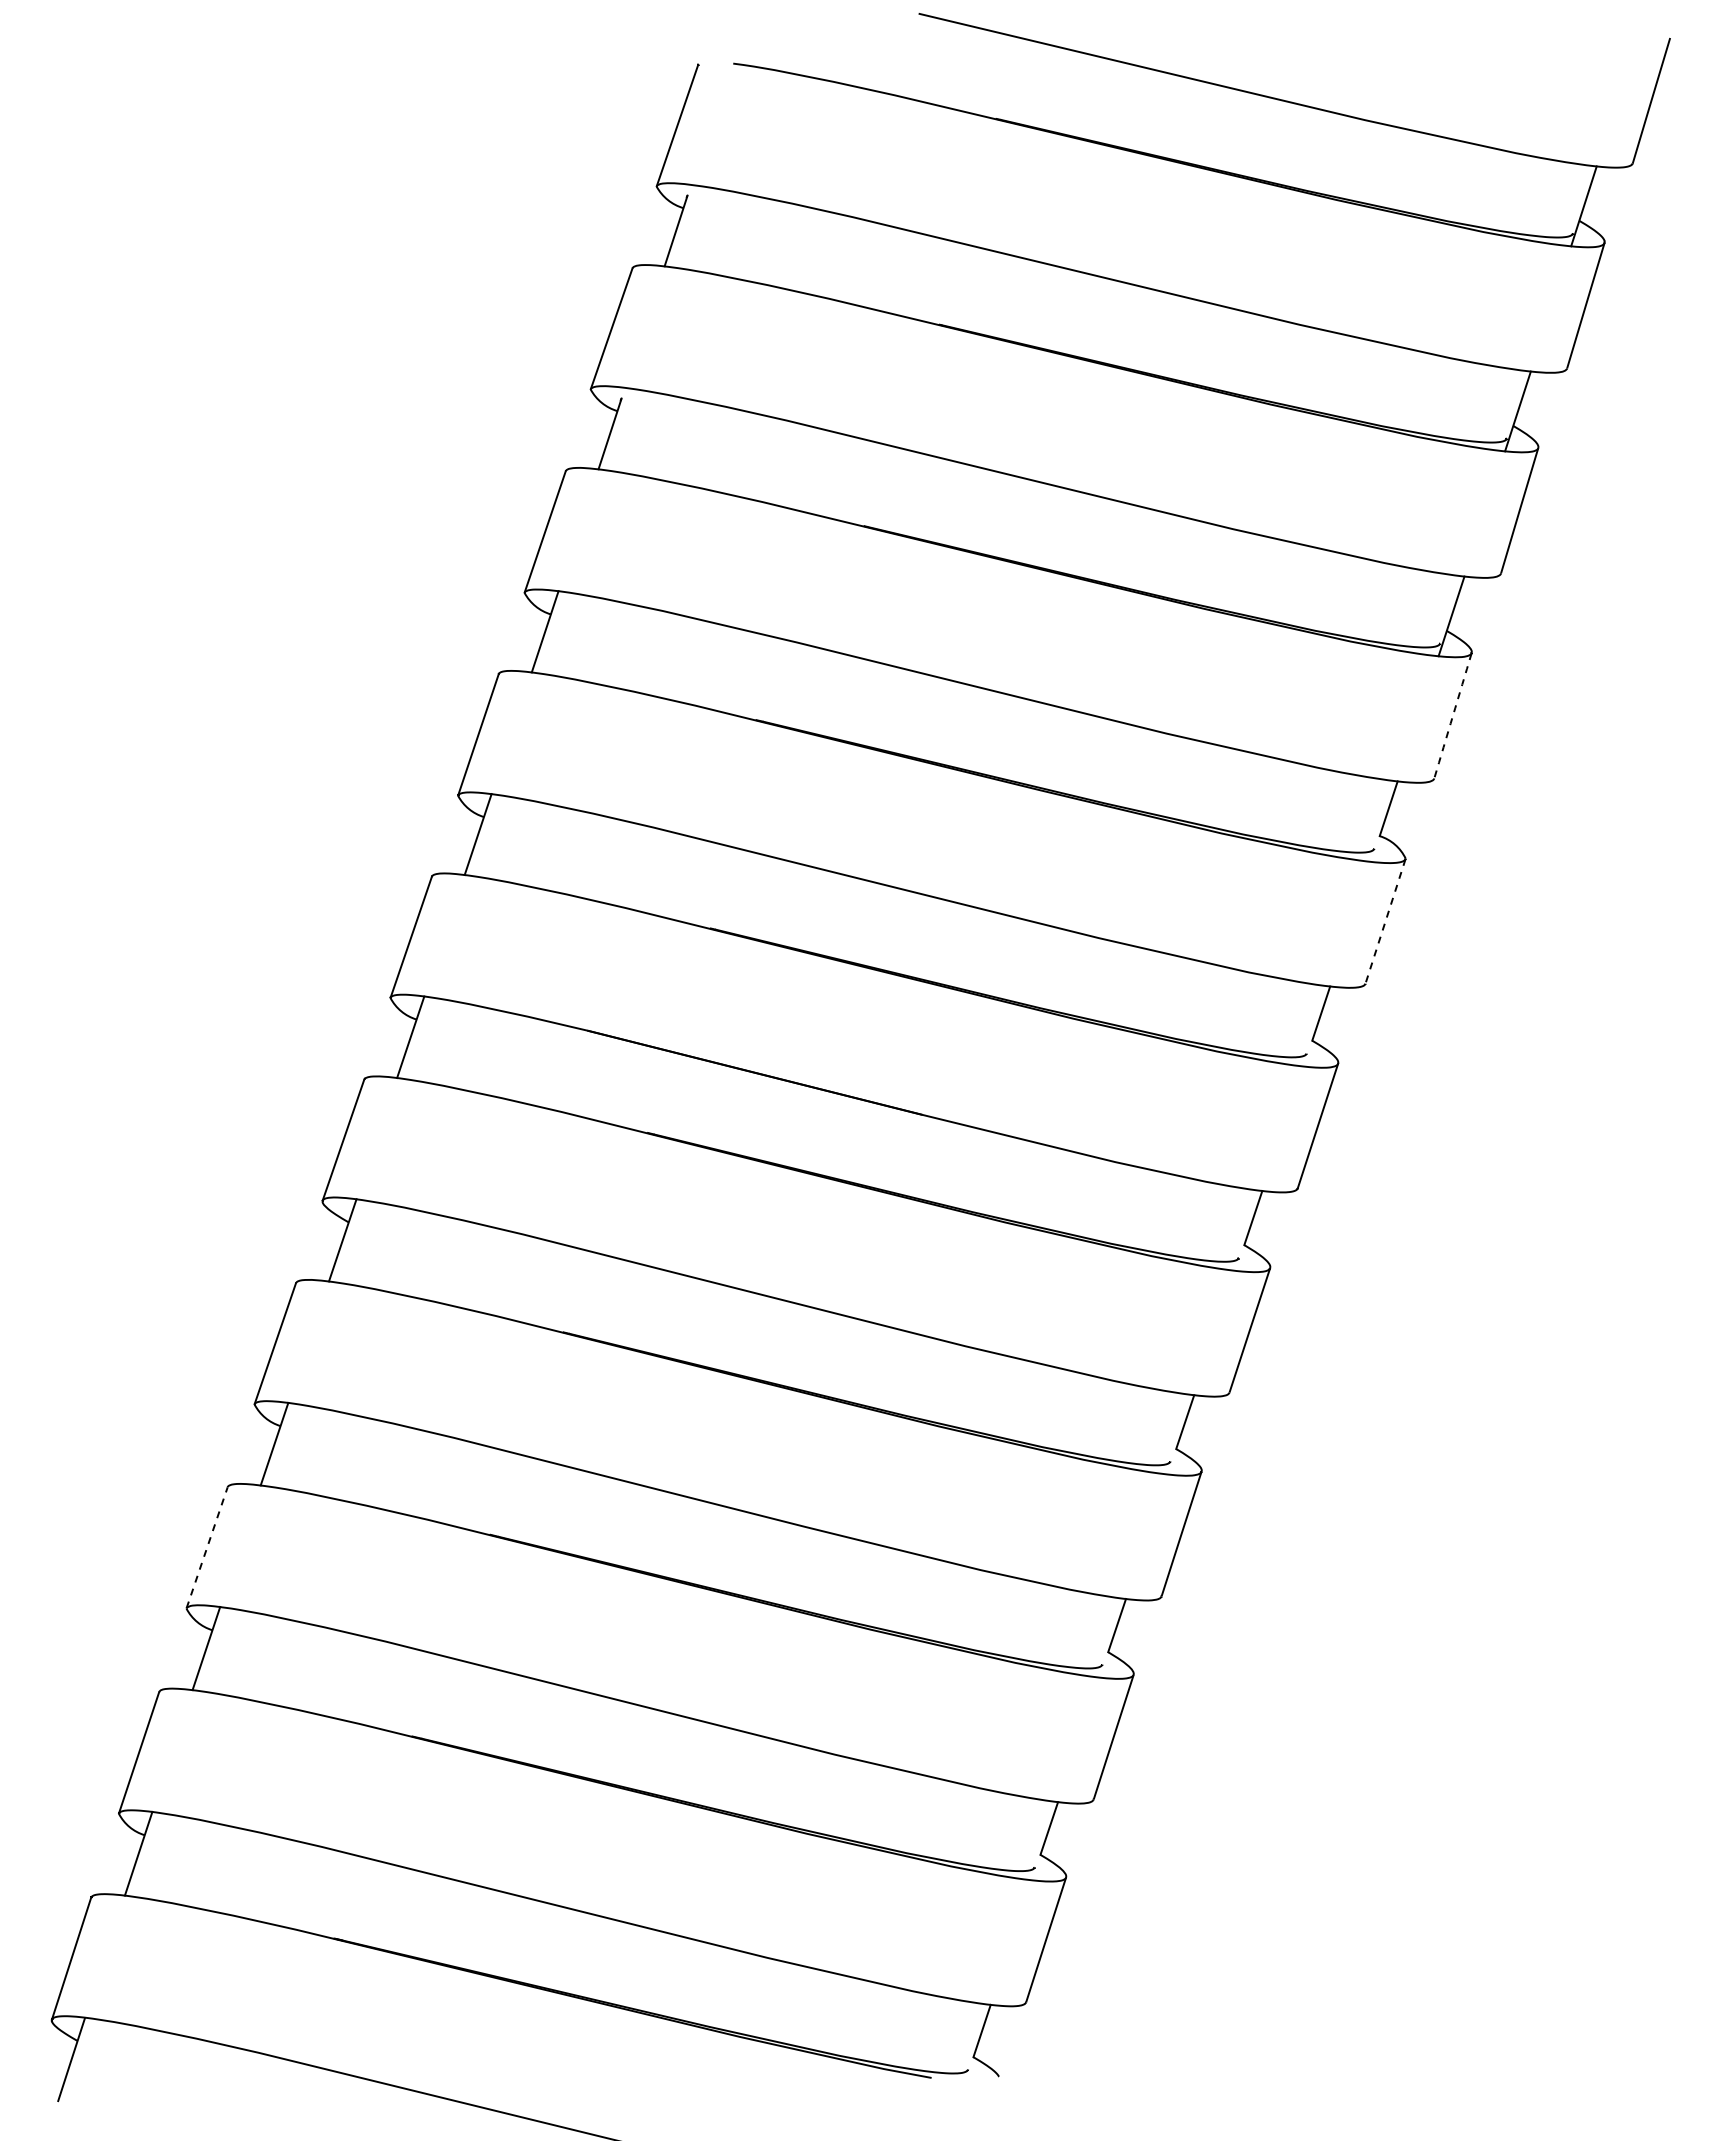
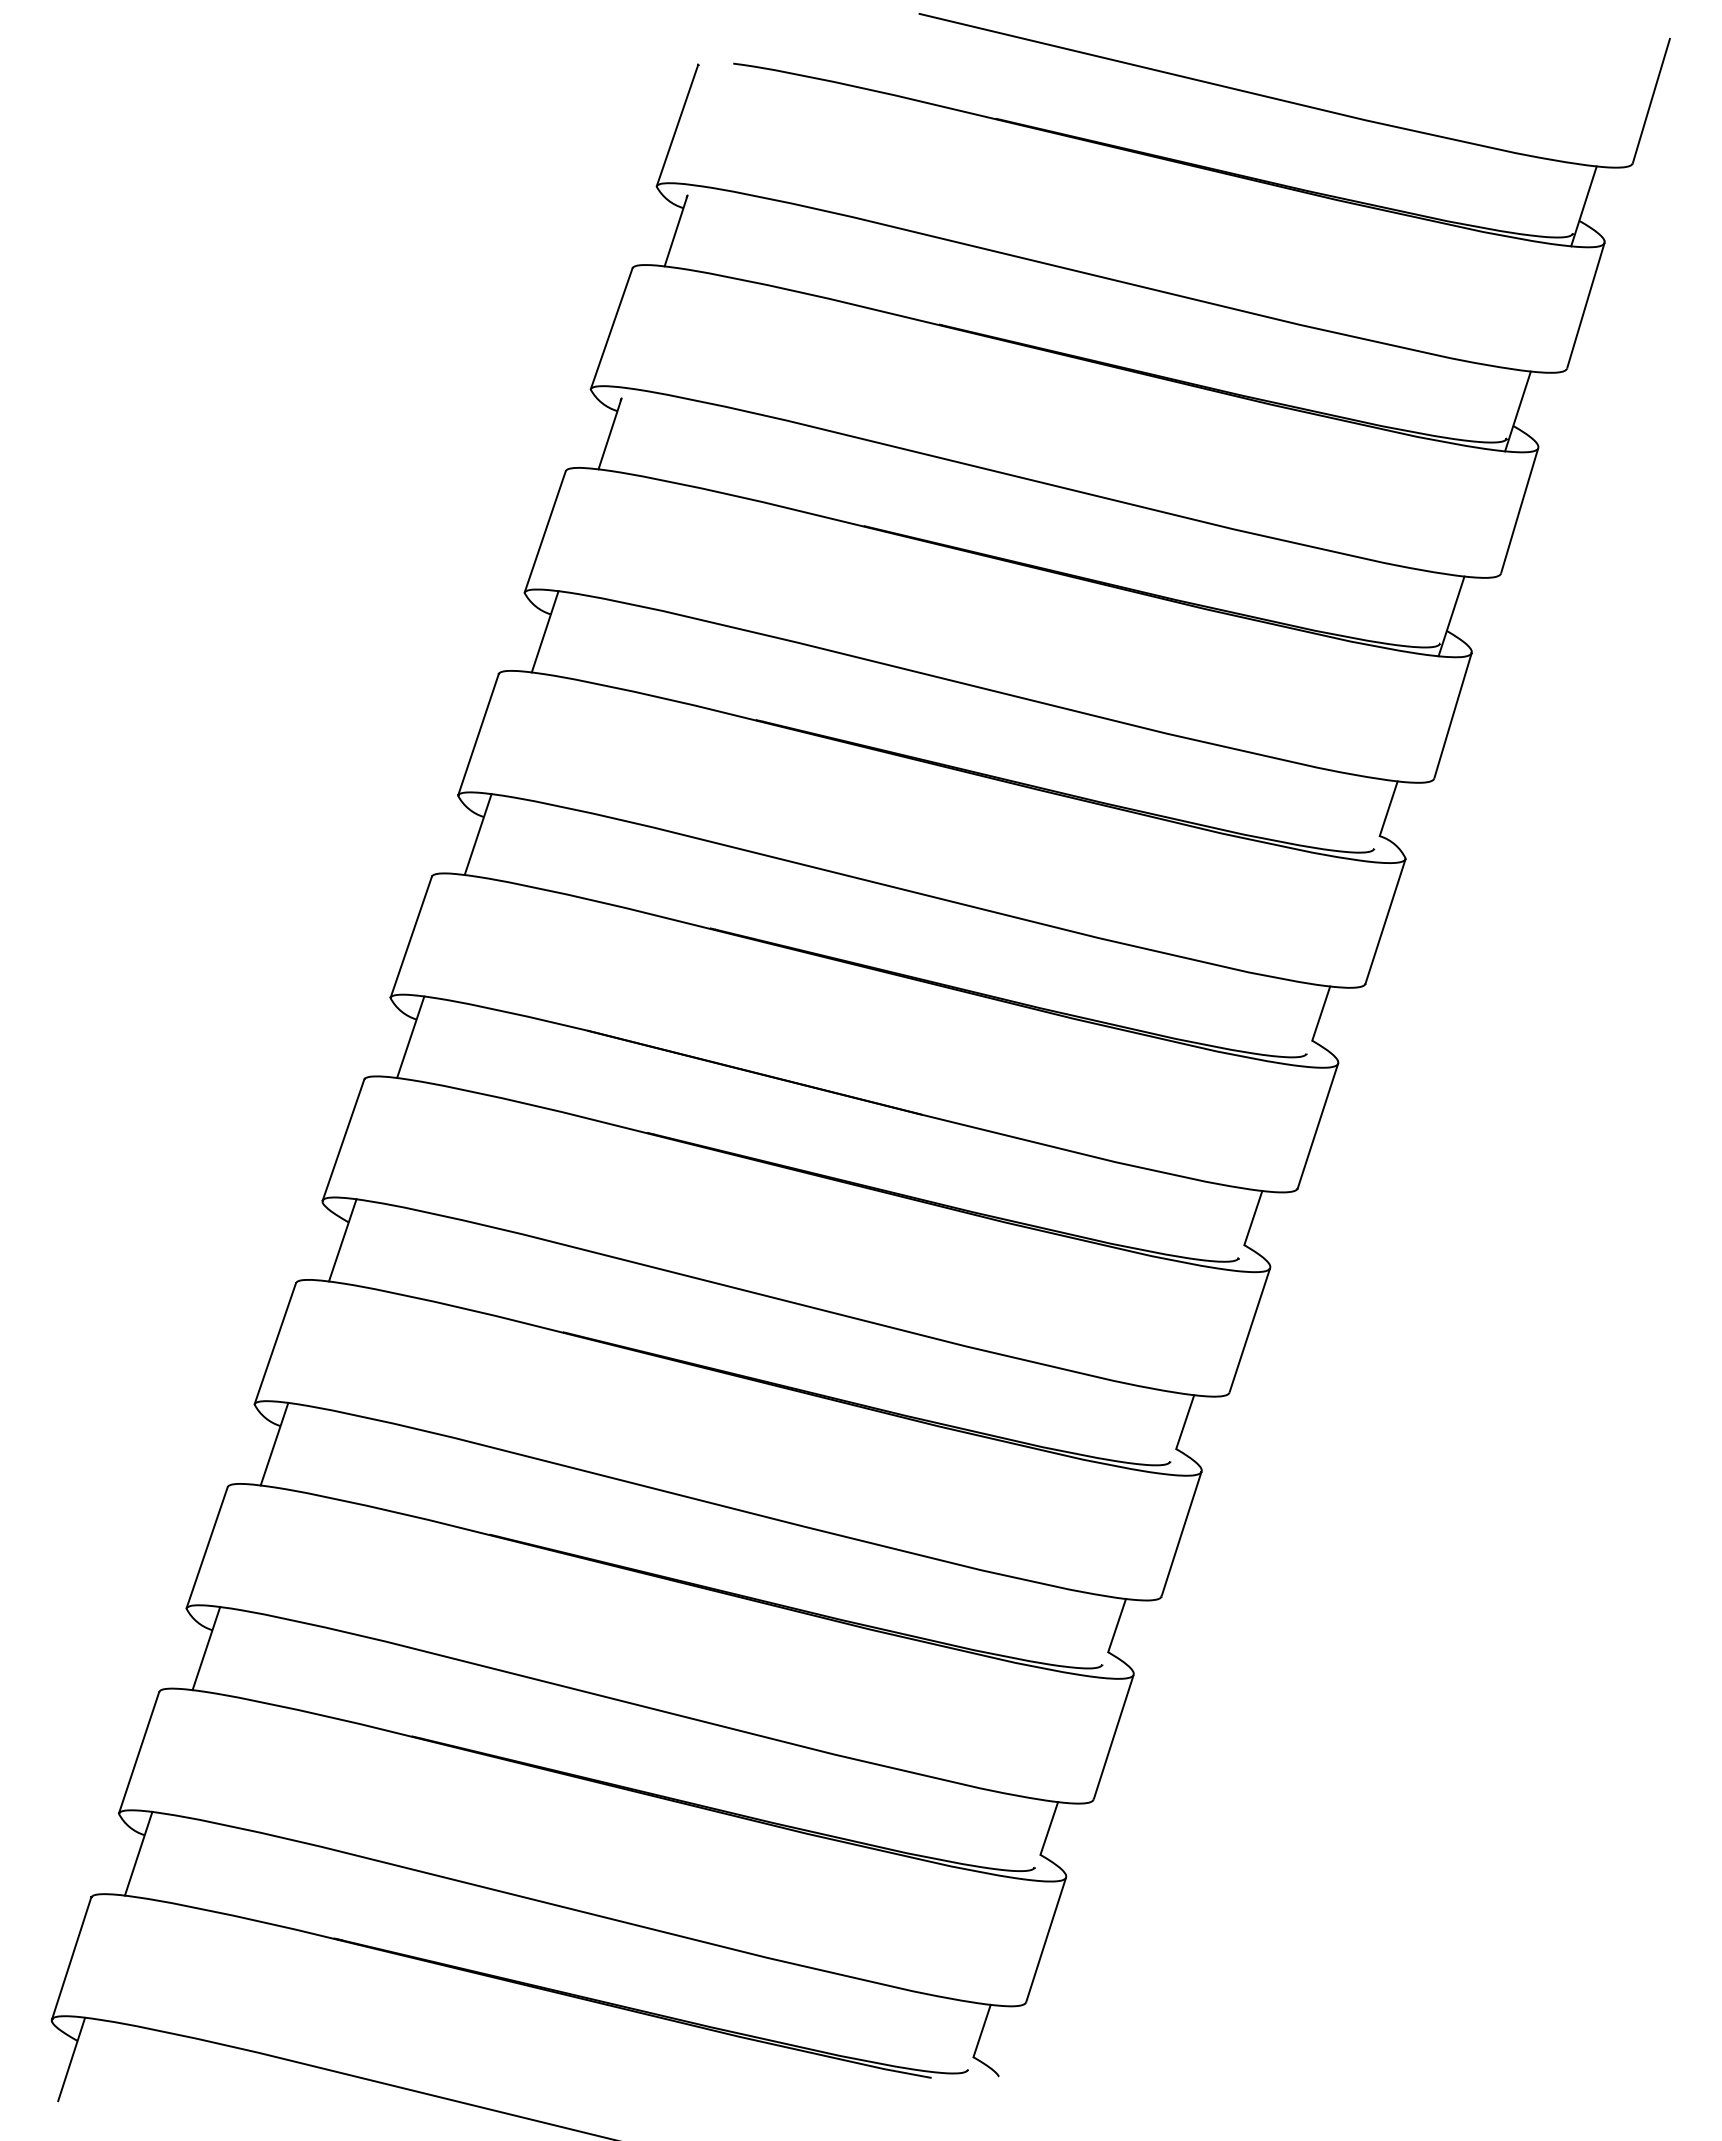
arc: dashed -> solid (1452, 715)
line: dashed -> solid (1385, 921)
line: dashed -> solid (207, 1547)
